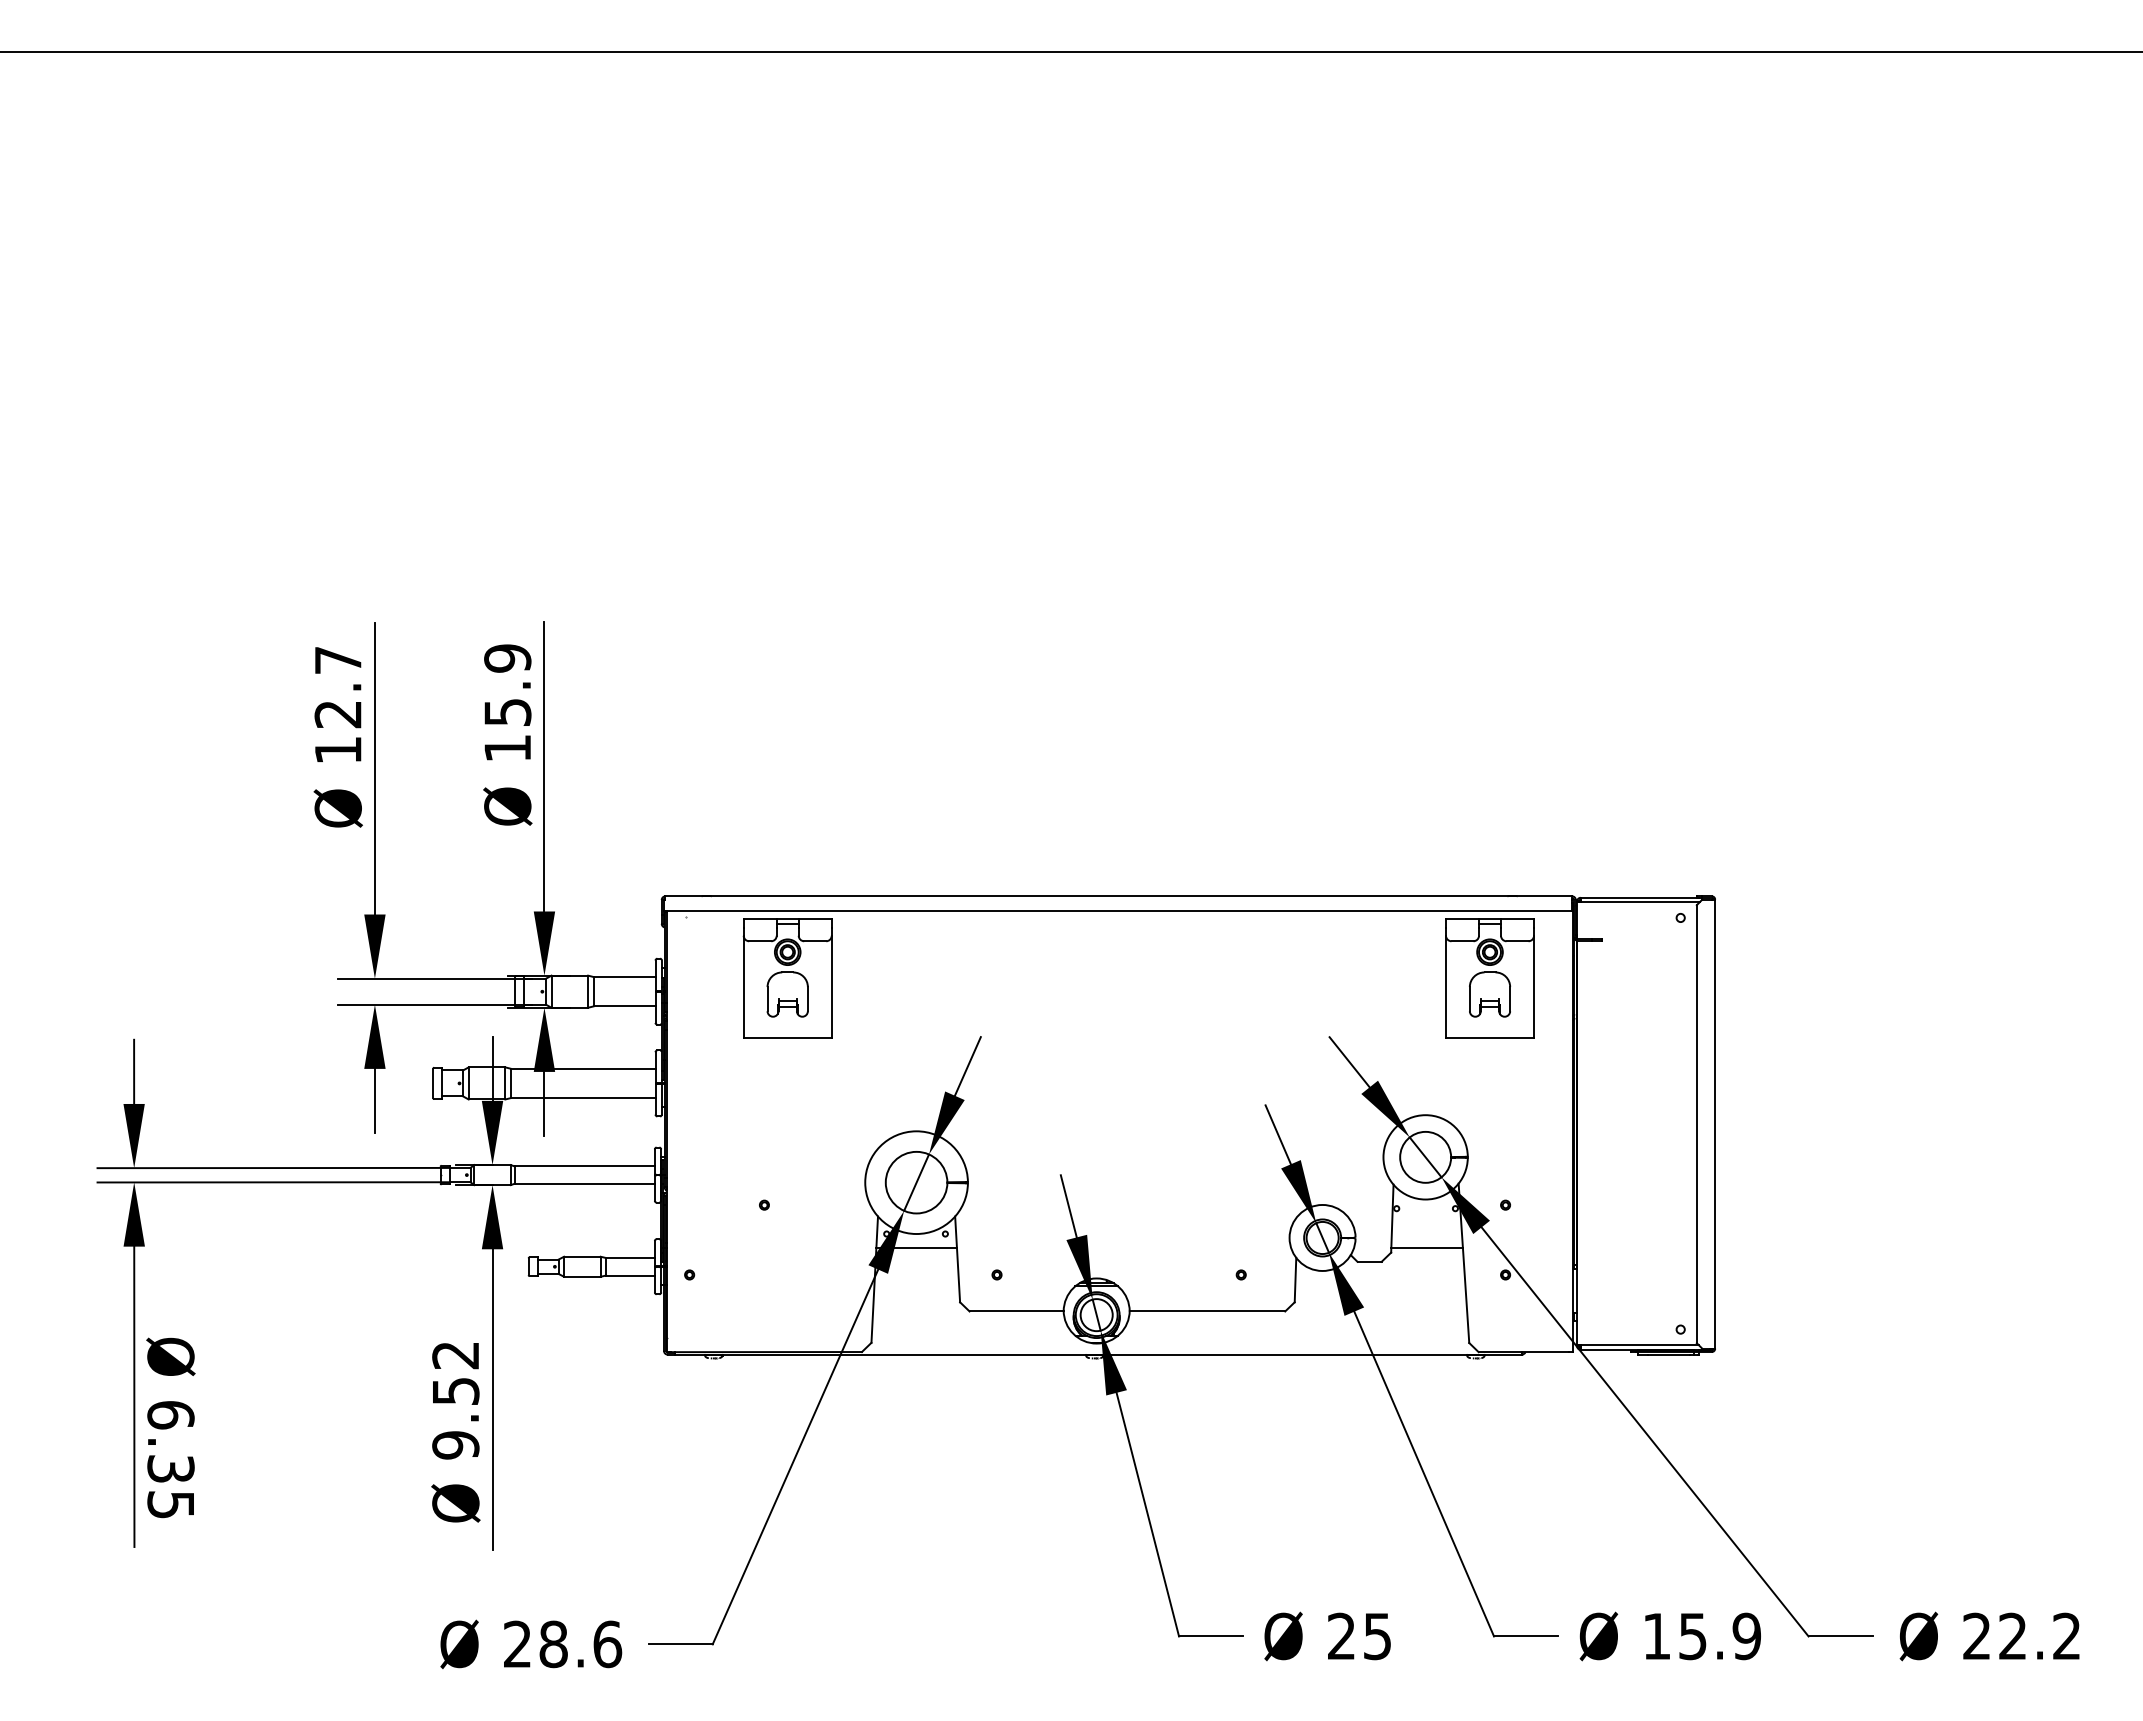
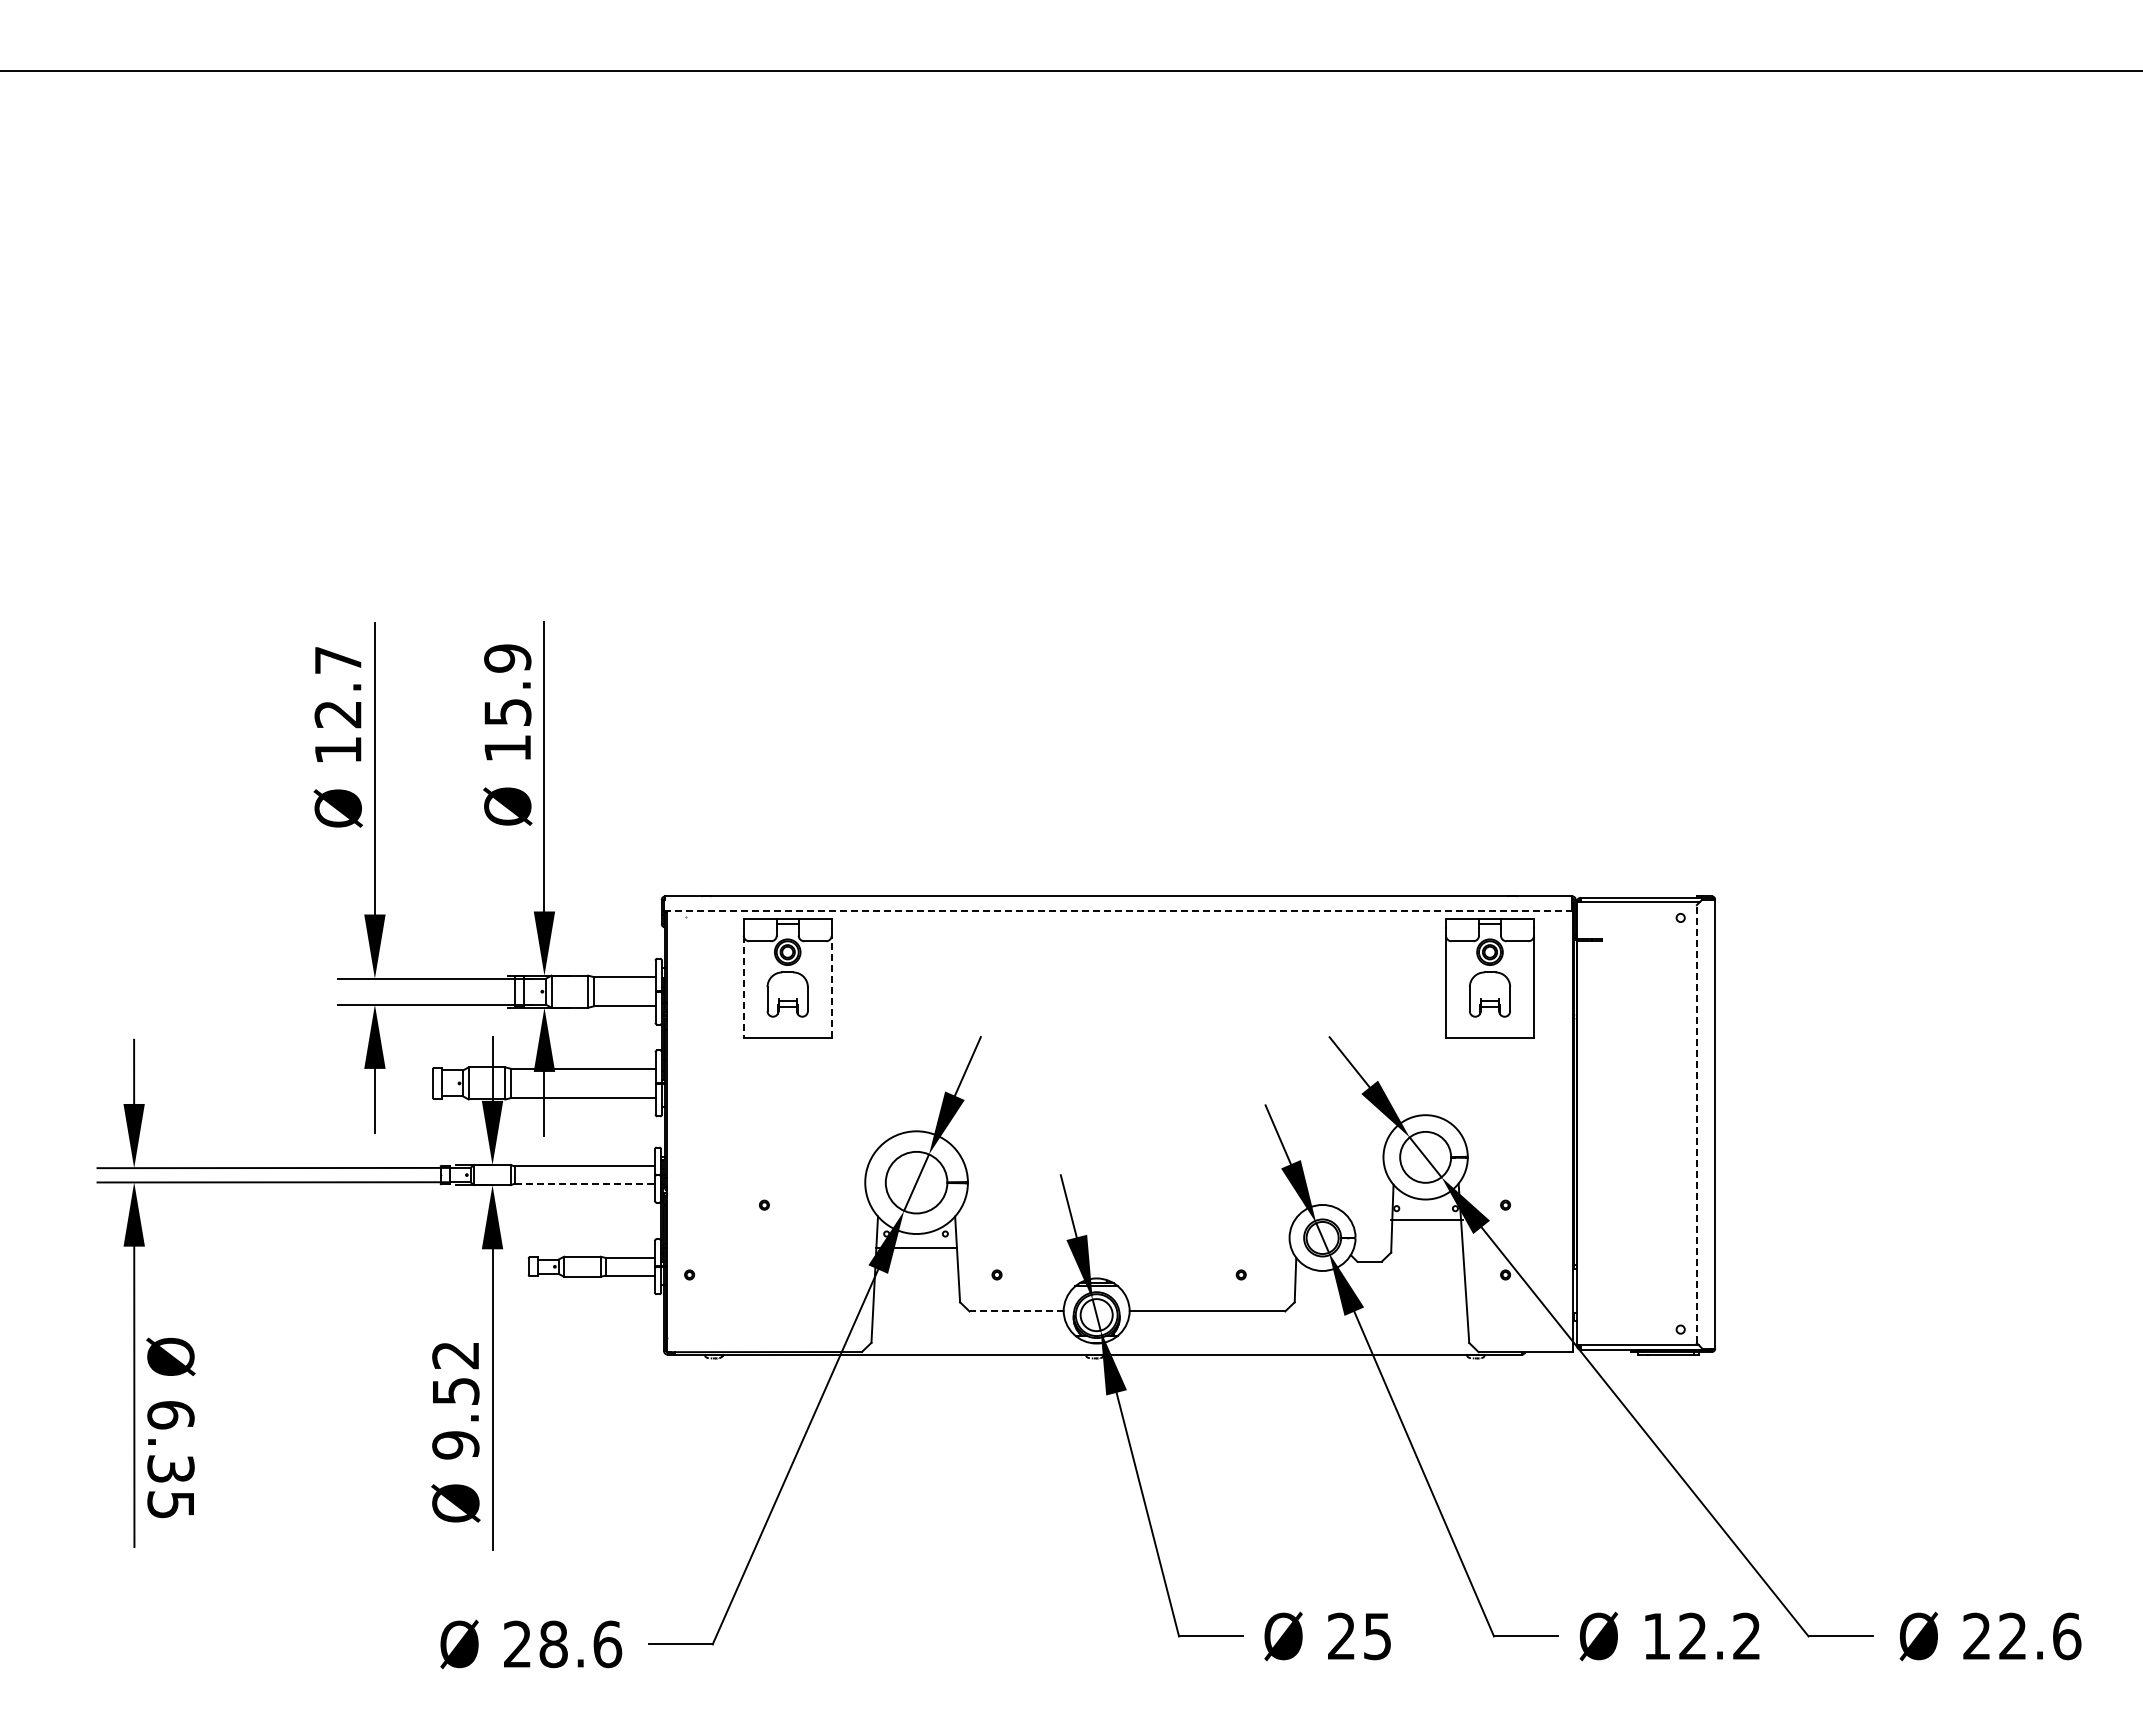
line position: (1070, 51) -> (1070, 70) (1070, 70)
line: solid -> dashed (1118, 911)
line: solid -> dashed (831, 986)
line: solid -> dashed (743, 987)
line: solid -> dashed (1696, 1123)
line: solid -> dashed (585, 1183)
line position: (1426, 1248) -> (1426, 1220) (1426, 1220)
line: solid -> dashed (1016, 1311)
text: 15.9 -> 12.2 (1719, 1636)
text: 22.2 -> 22.6 (2067, 1636)
